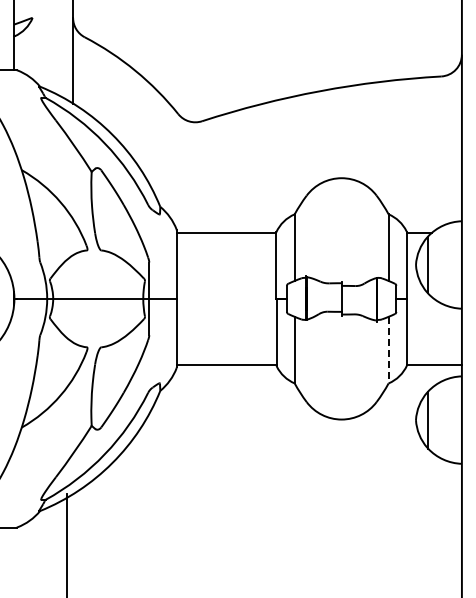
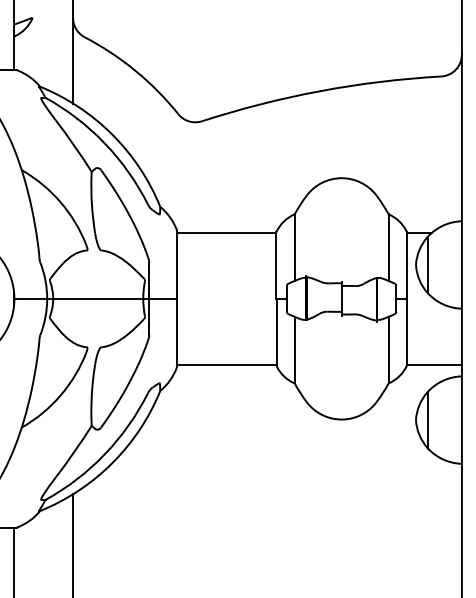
line: dashed -> solid (388, 350)
line position: (67, 544) -> (73, 544) (73, 544)
line: none -> present (14, 560)
